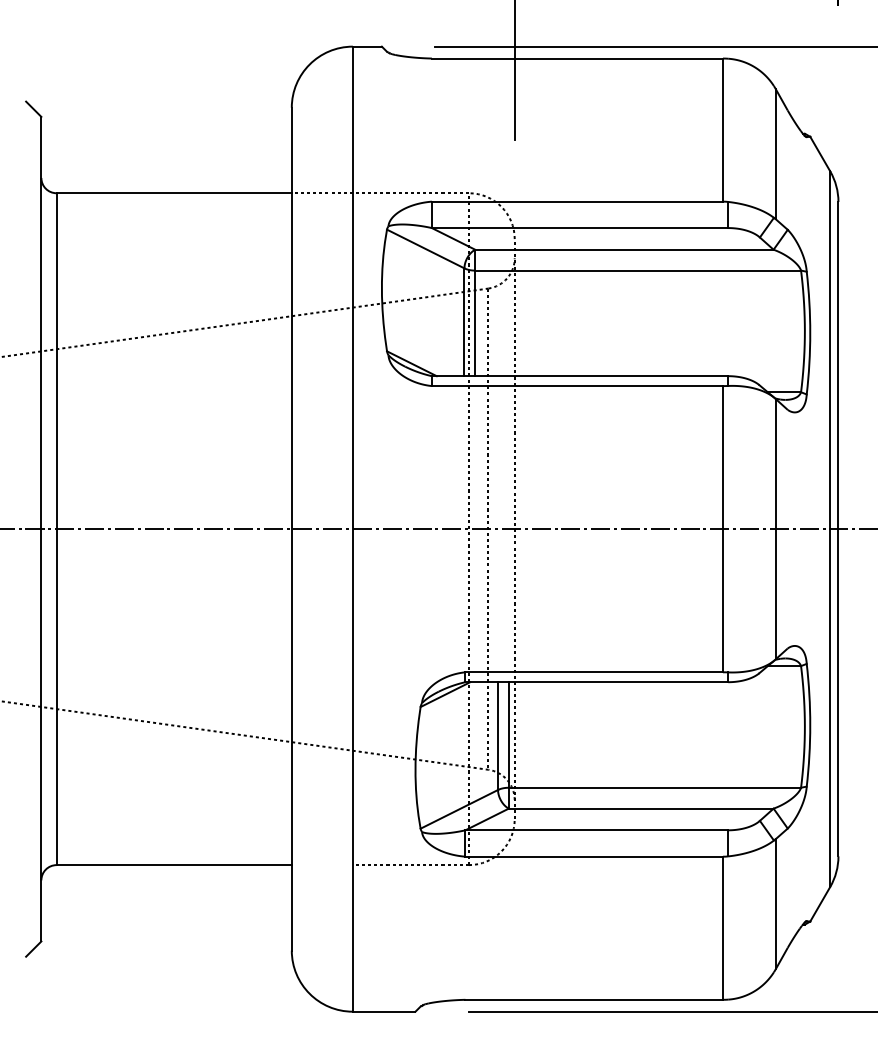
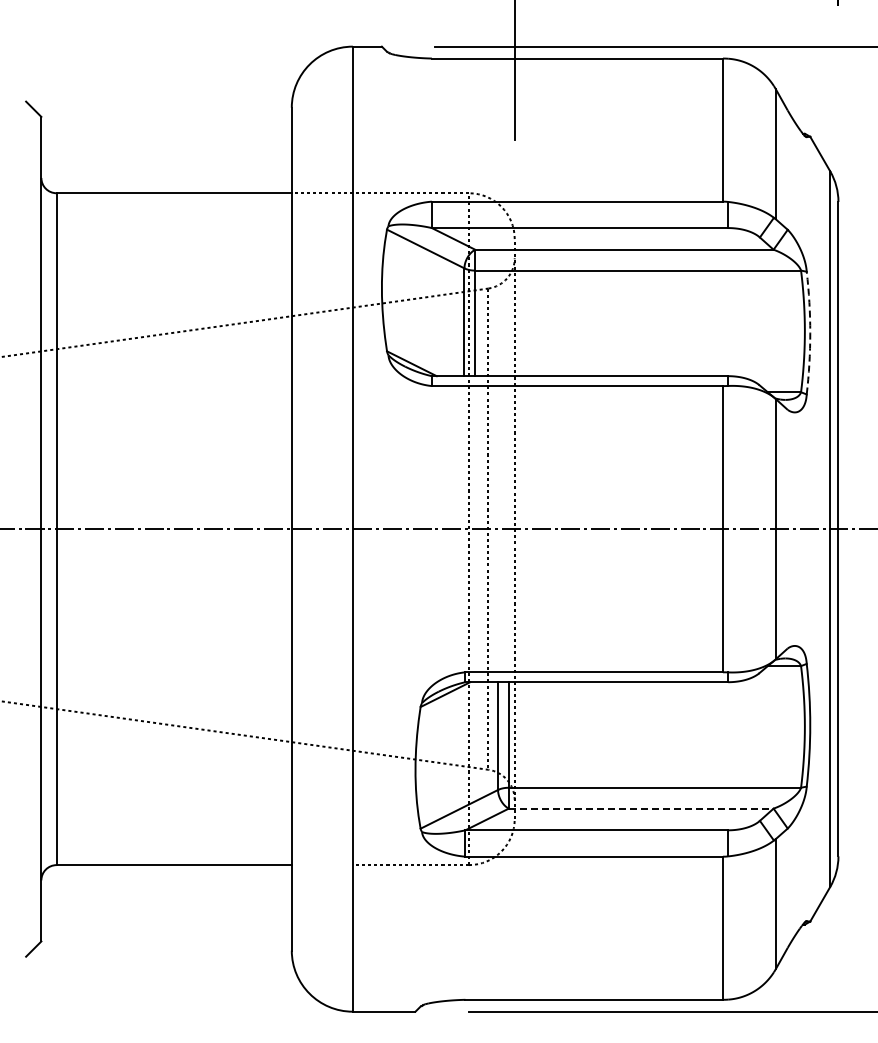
arc: solid -> dashed (810, 333)
line: solid -> dashed (641, 808)
